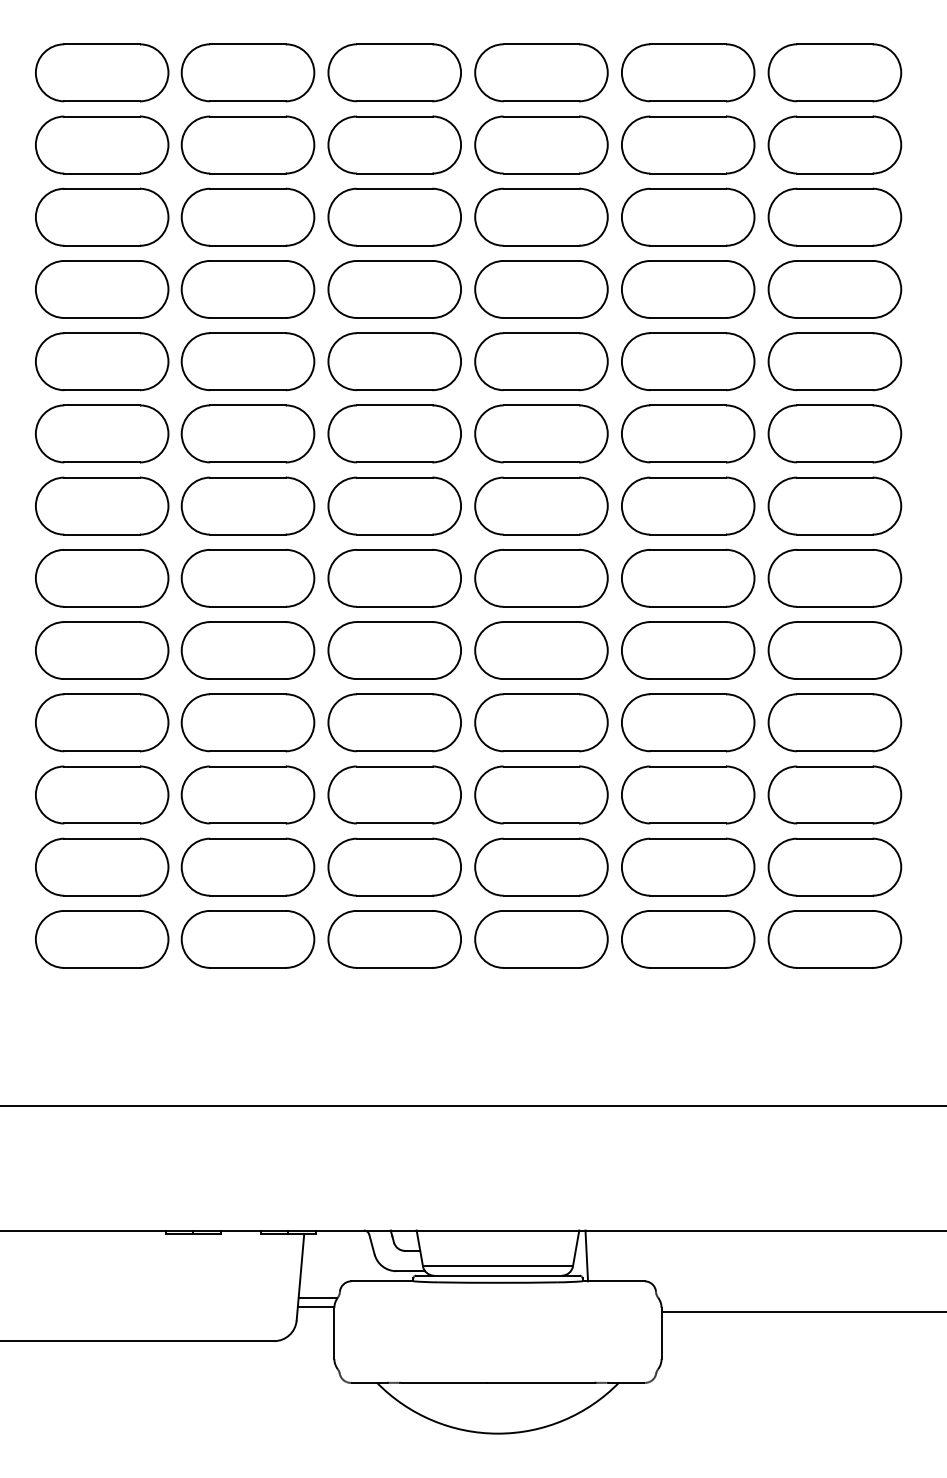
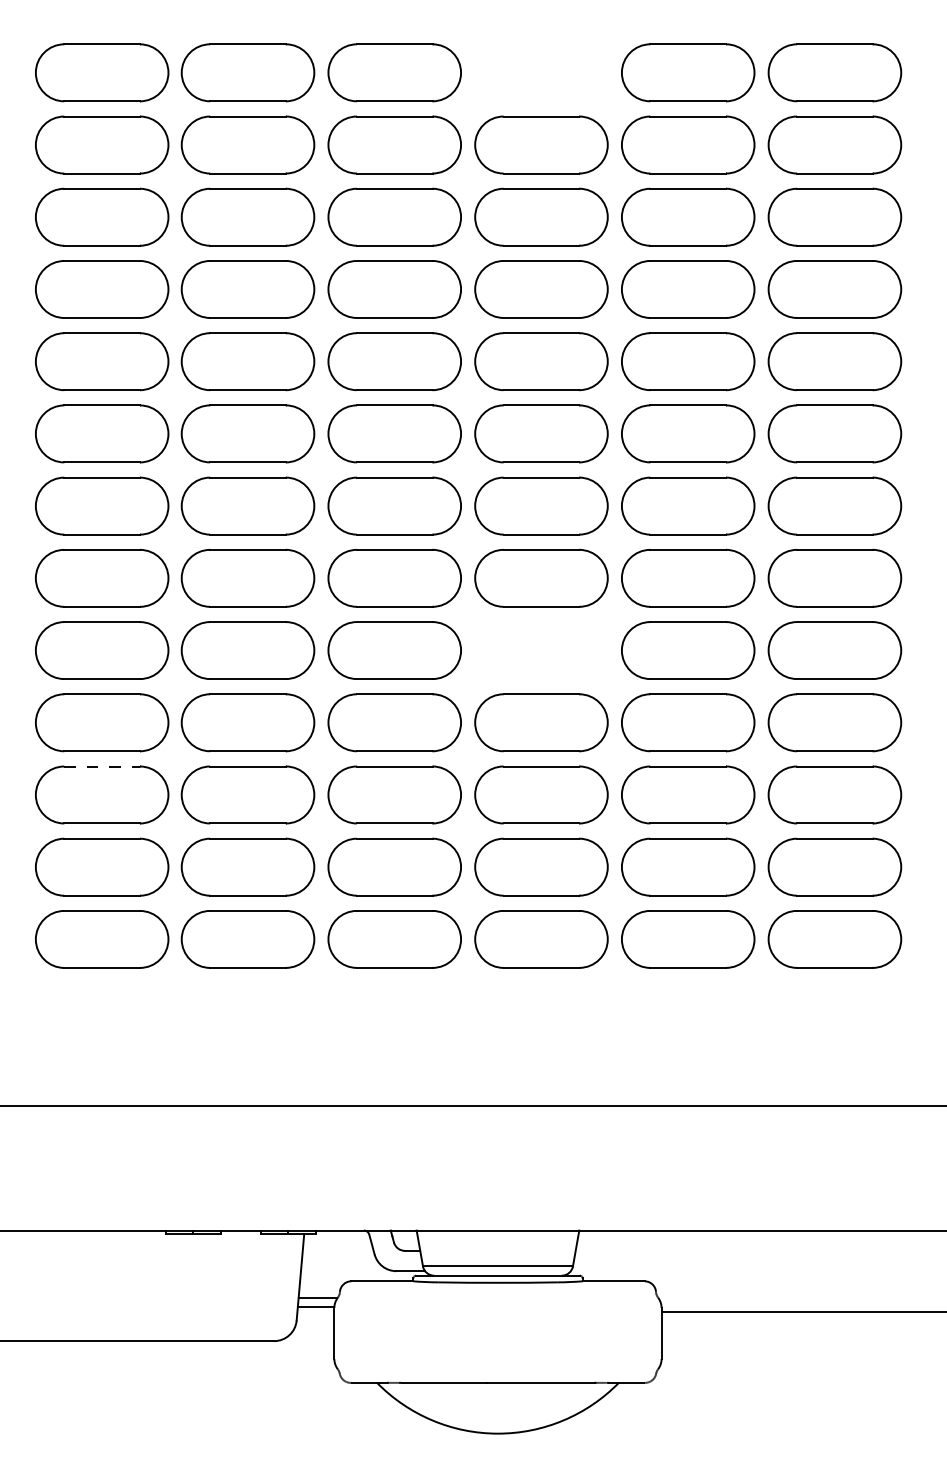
part: present -> none (541, 72)
part: present -> none (541, 650)
line: solid -> dashed (102, 766)
line: present -> none (586, 1255)
